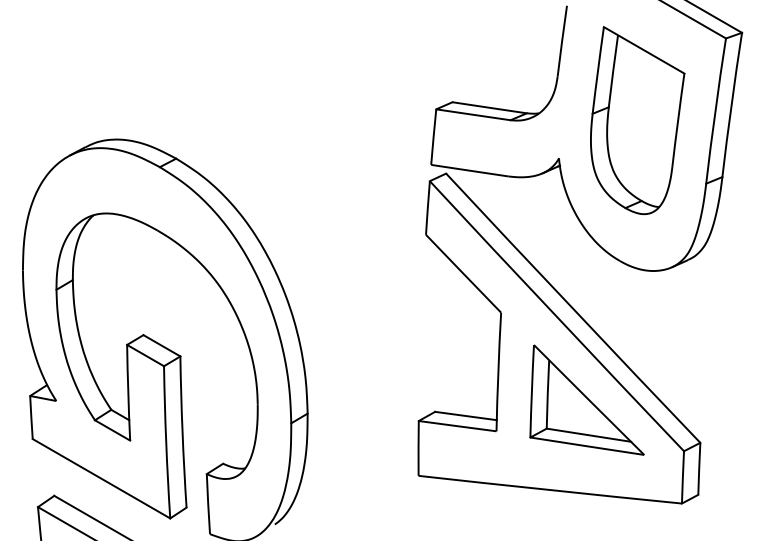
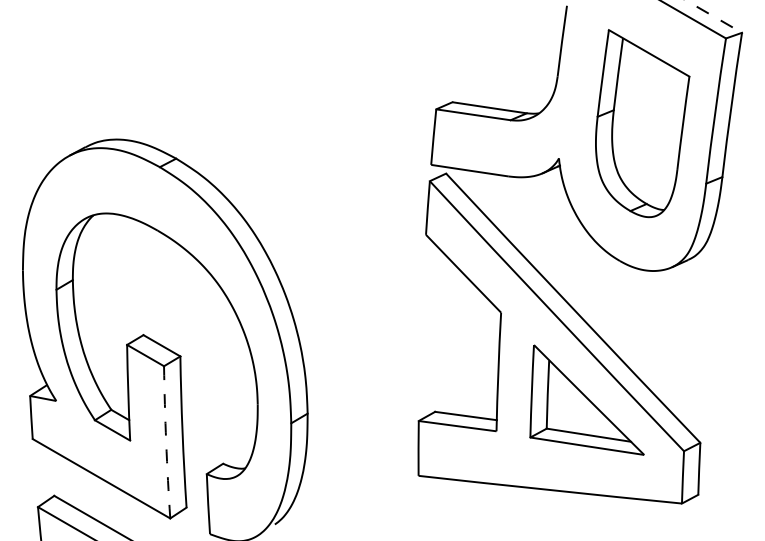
line: solid -> dashed (714, 16)
part position: (637, 120) -> (642, 123) (642, 123)
arc: solid -> dashed (166, 442)
